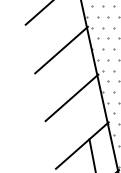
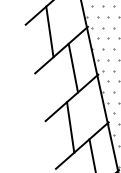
line: none -> present (49, 31)
line: none -> present (73, 67)
line: none -> present (70, 127)
